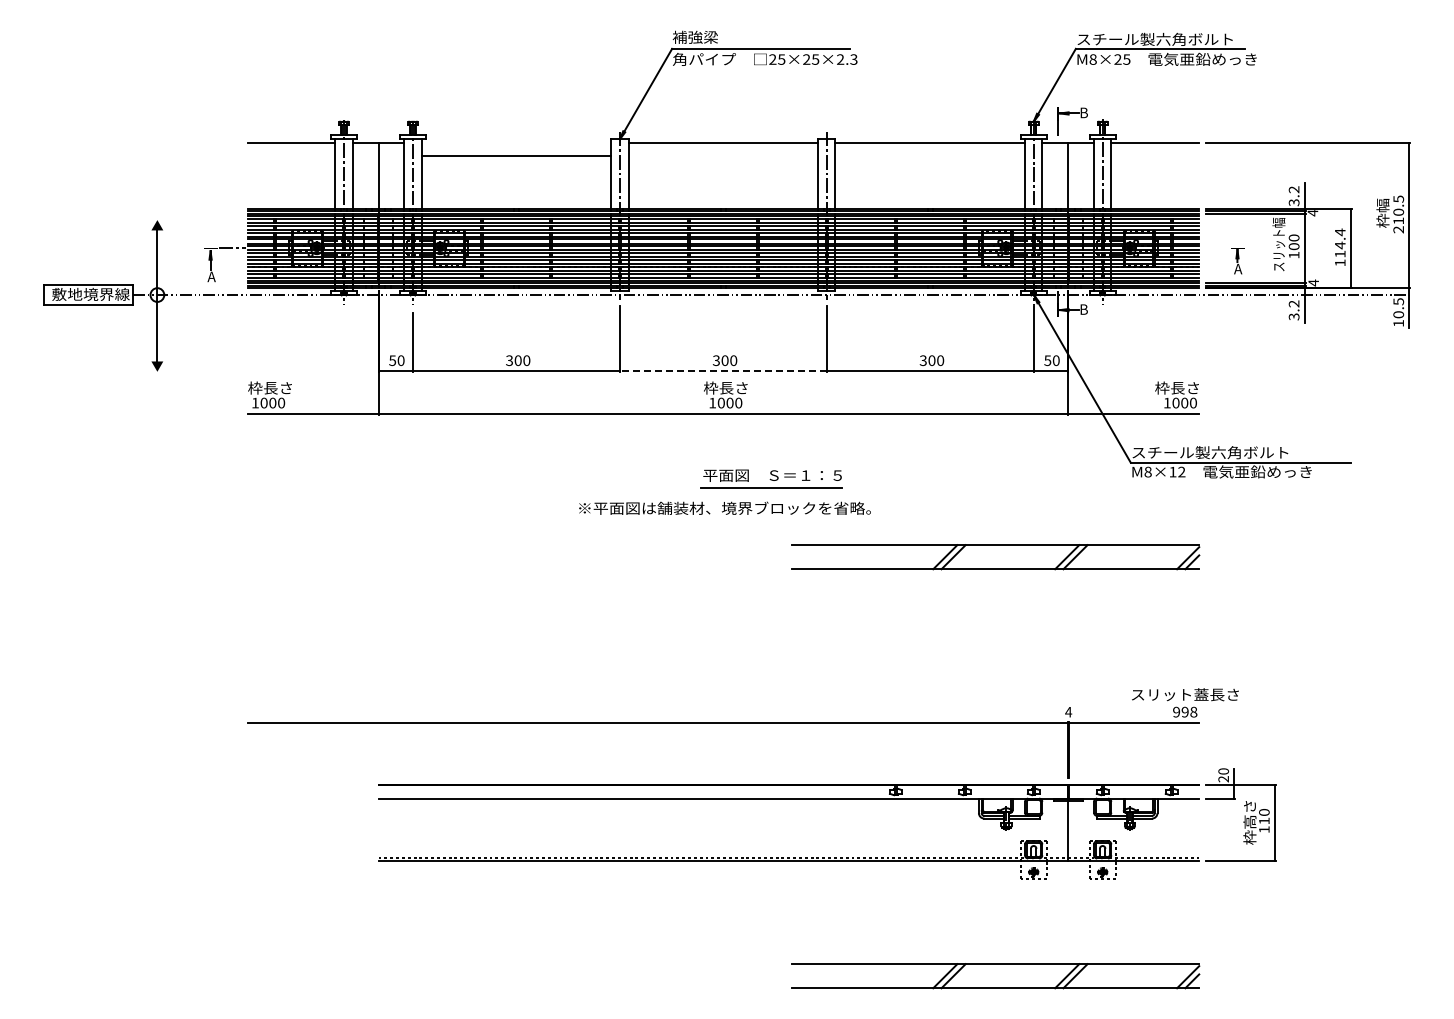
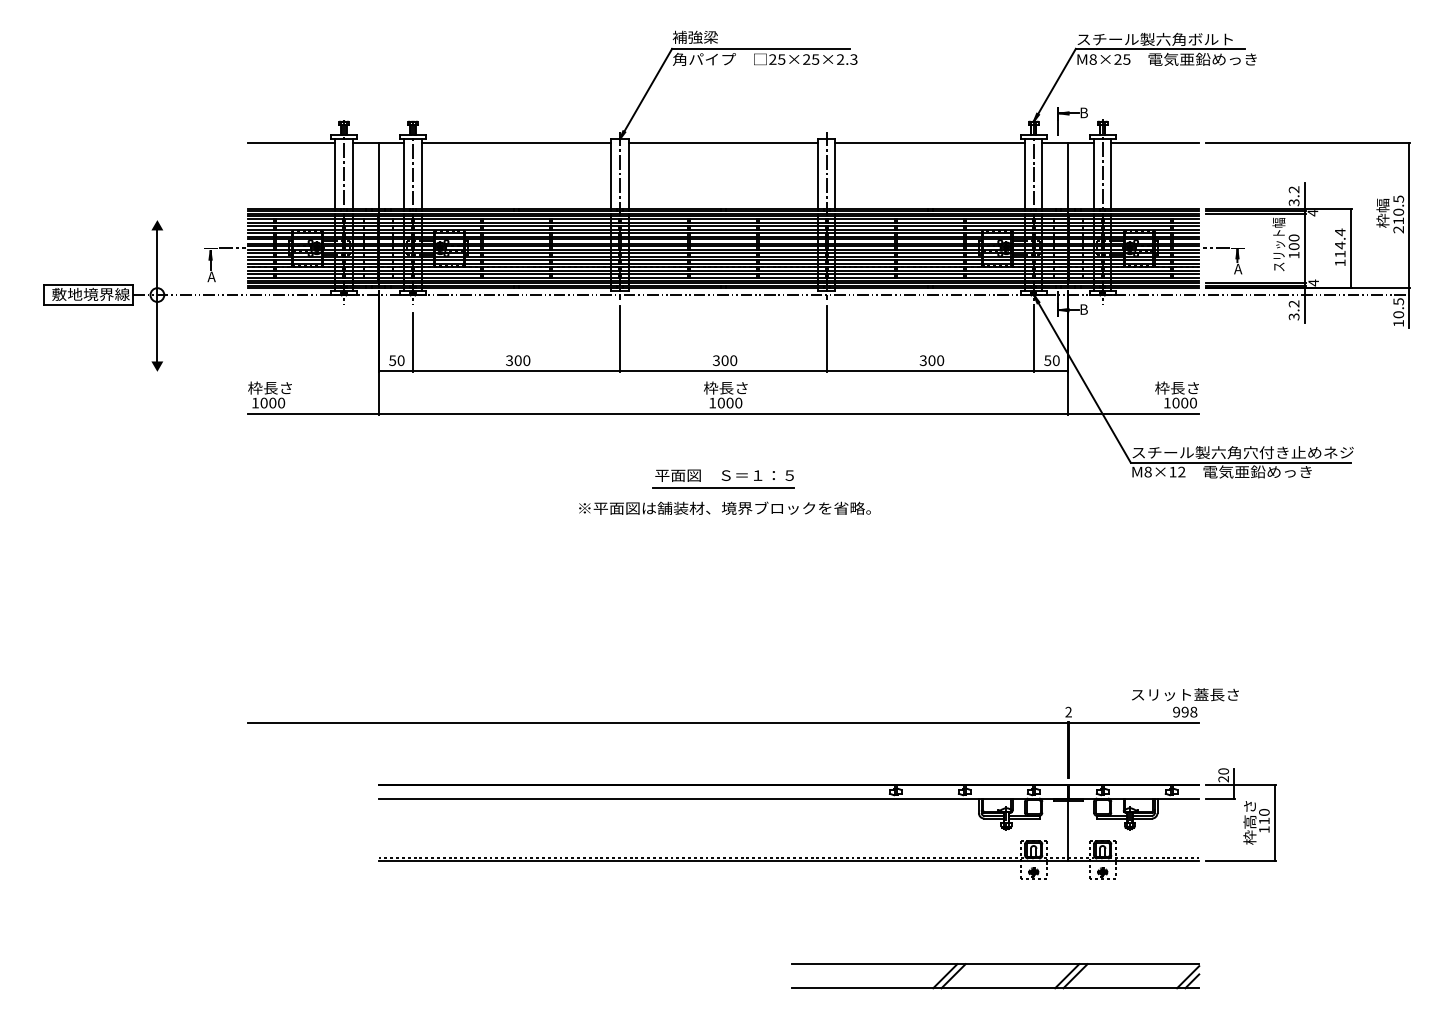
line position: (516, 155) -> (516, 142) (516, 142)
line: none -> present (1216, 248)
line: dashed -> solid (722, 371)
text: スチール製六角ボルト -> スチール製六角穴付き止めネジ (1298, 452)
part position: (771, 478) -> (723, 478) (723, 478)
part: present -> none (995, 557)
text: 4 -> 2 (1068, 711)
